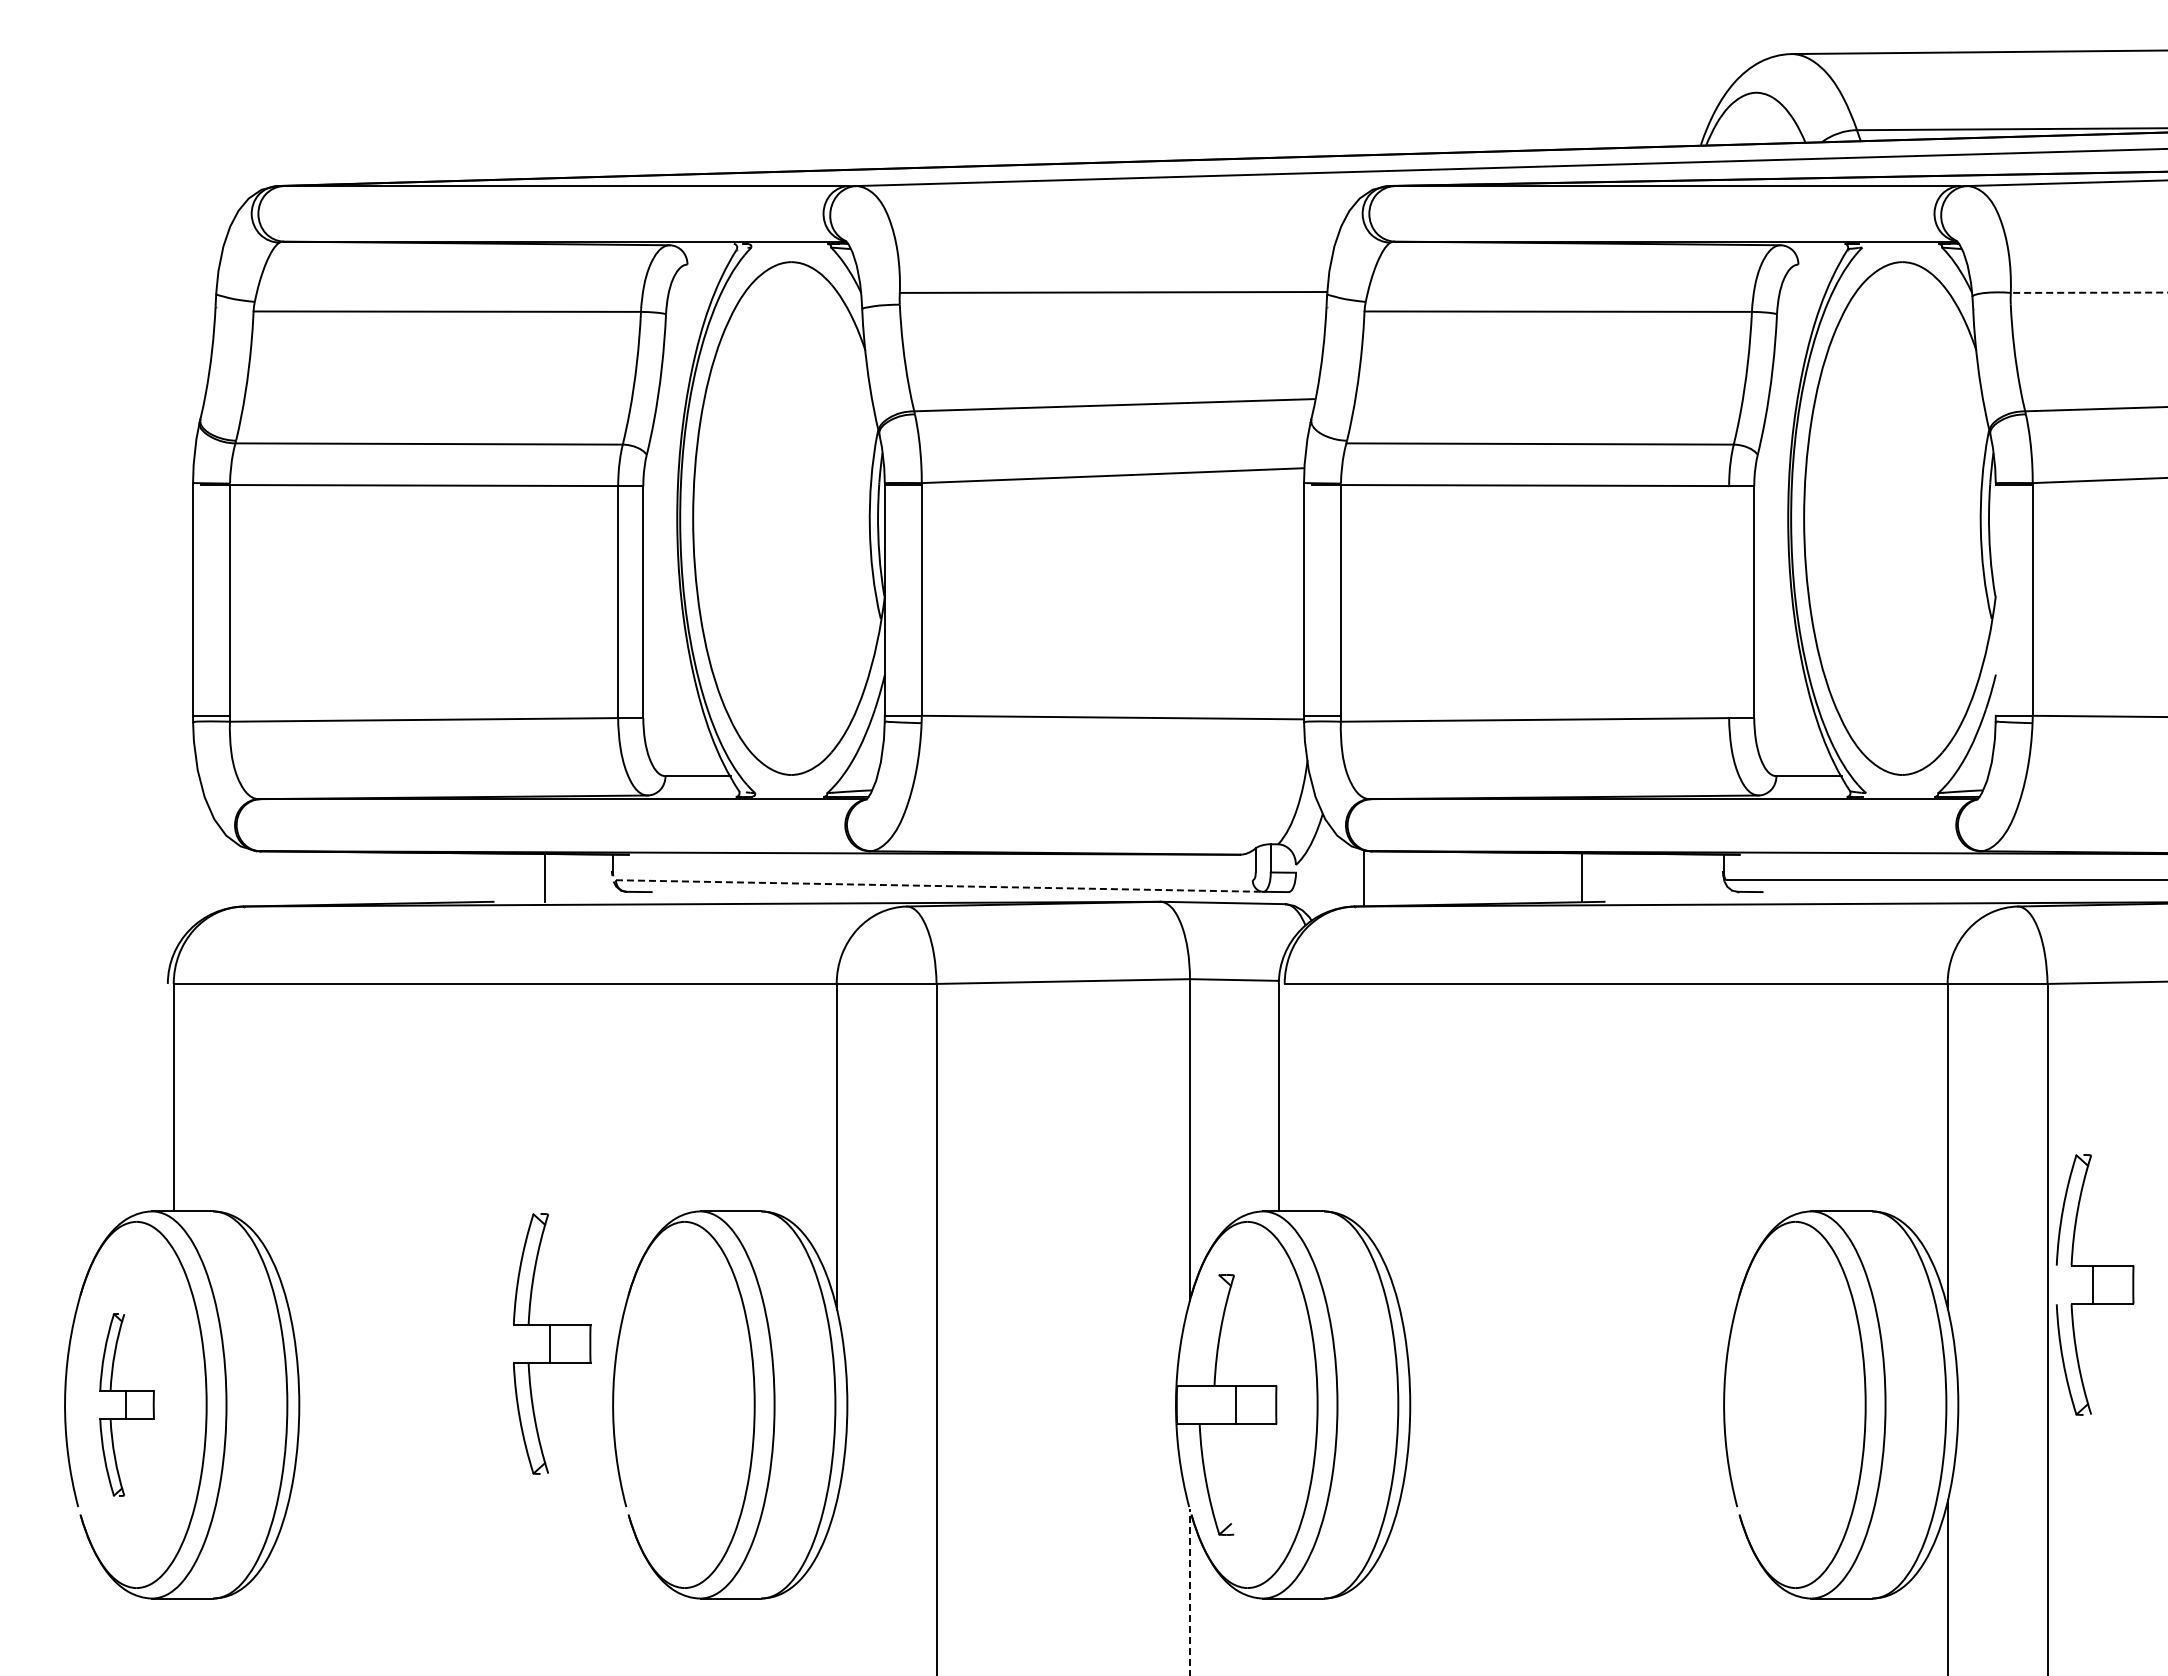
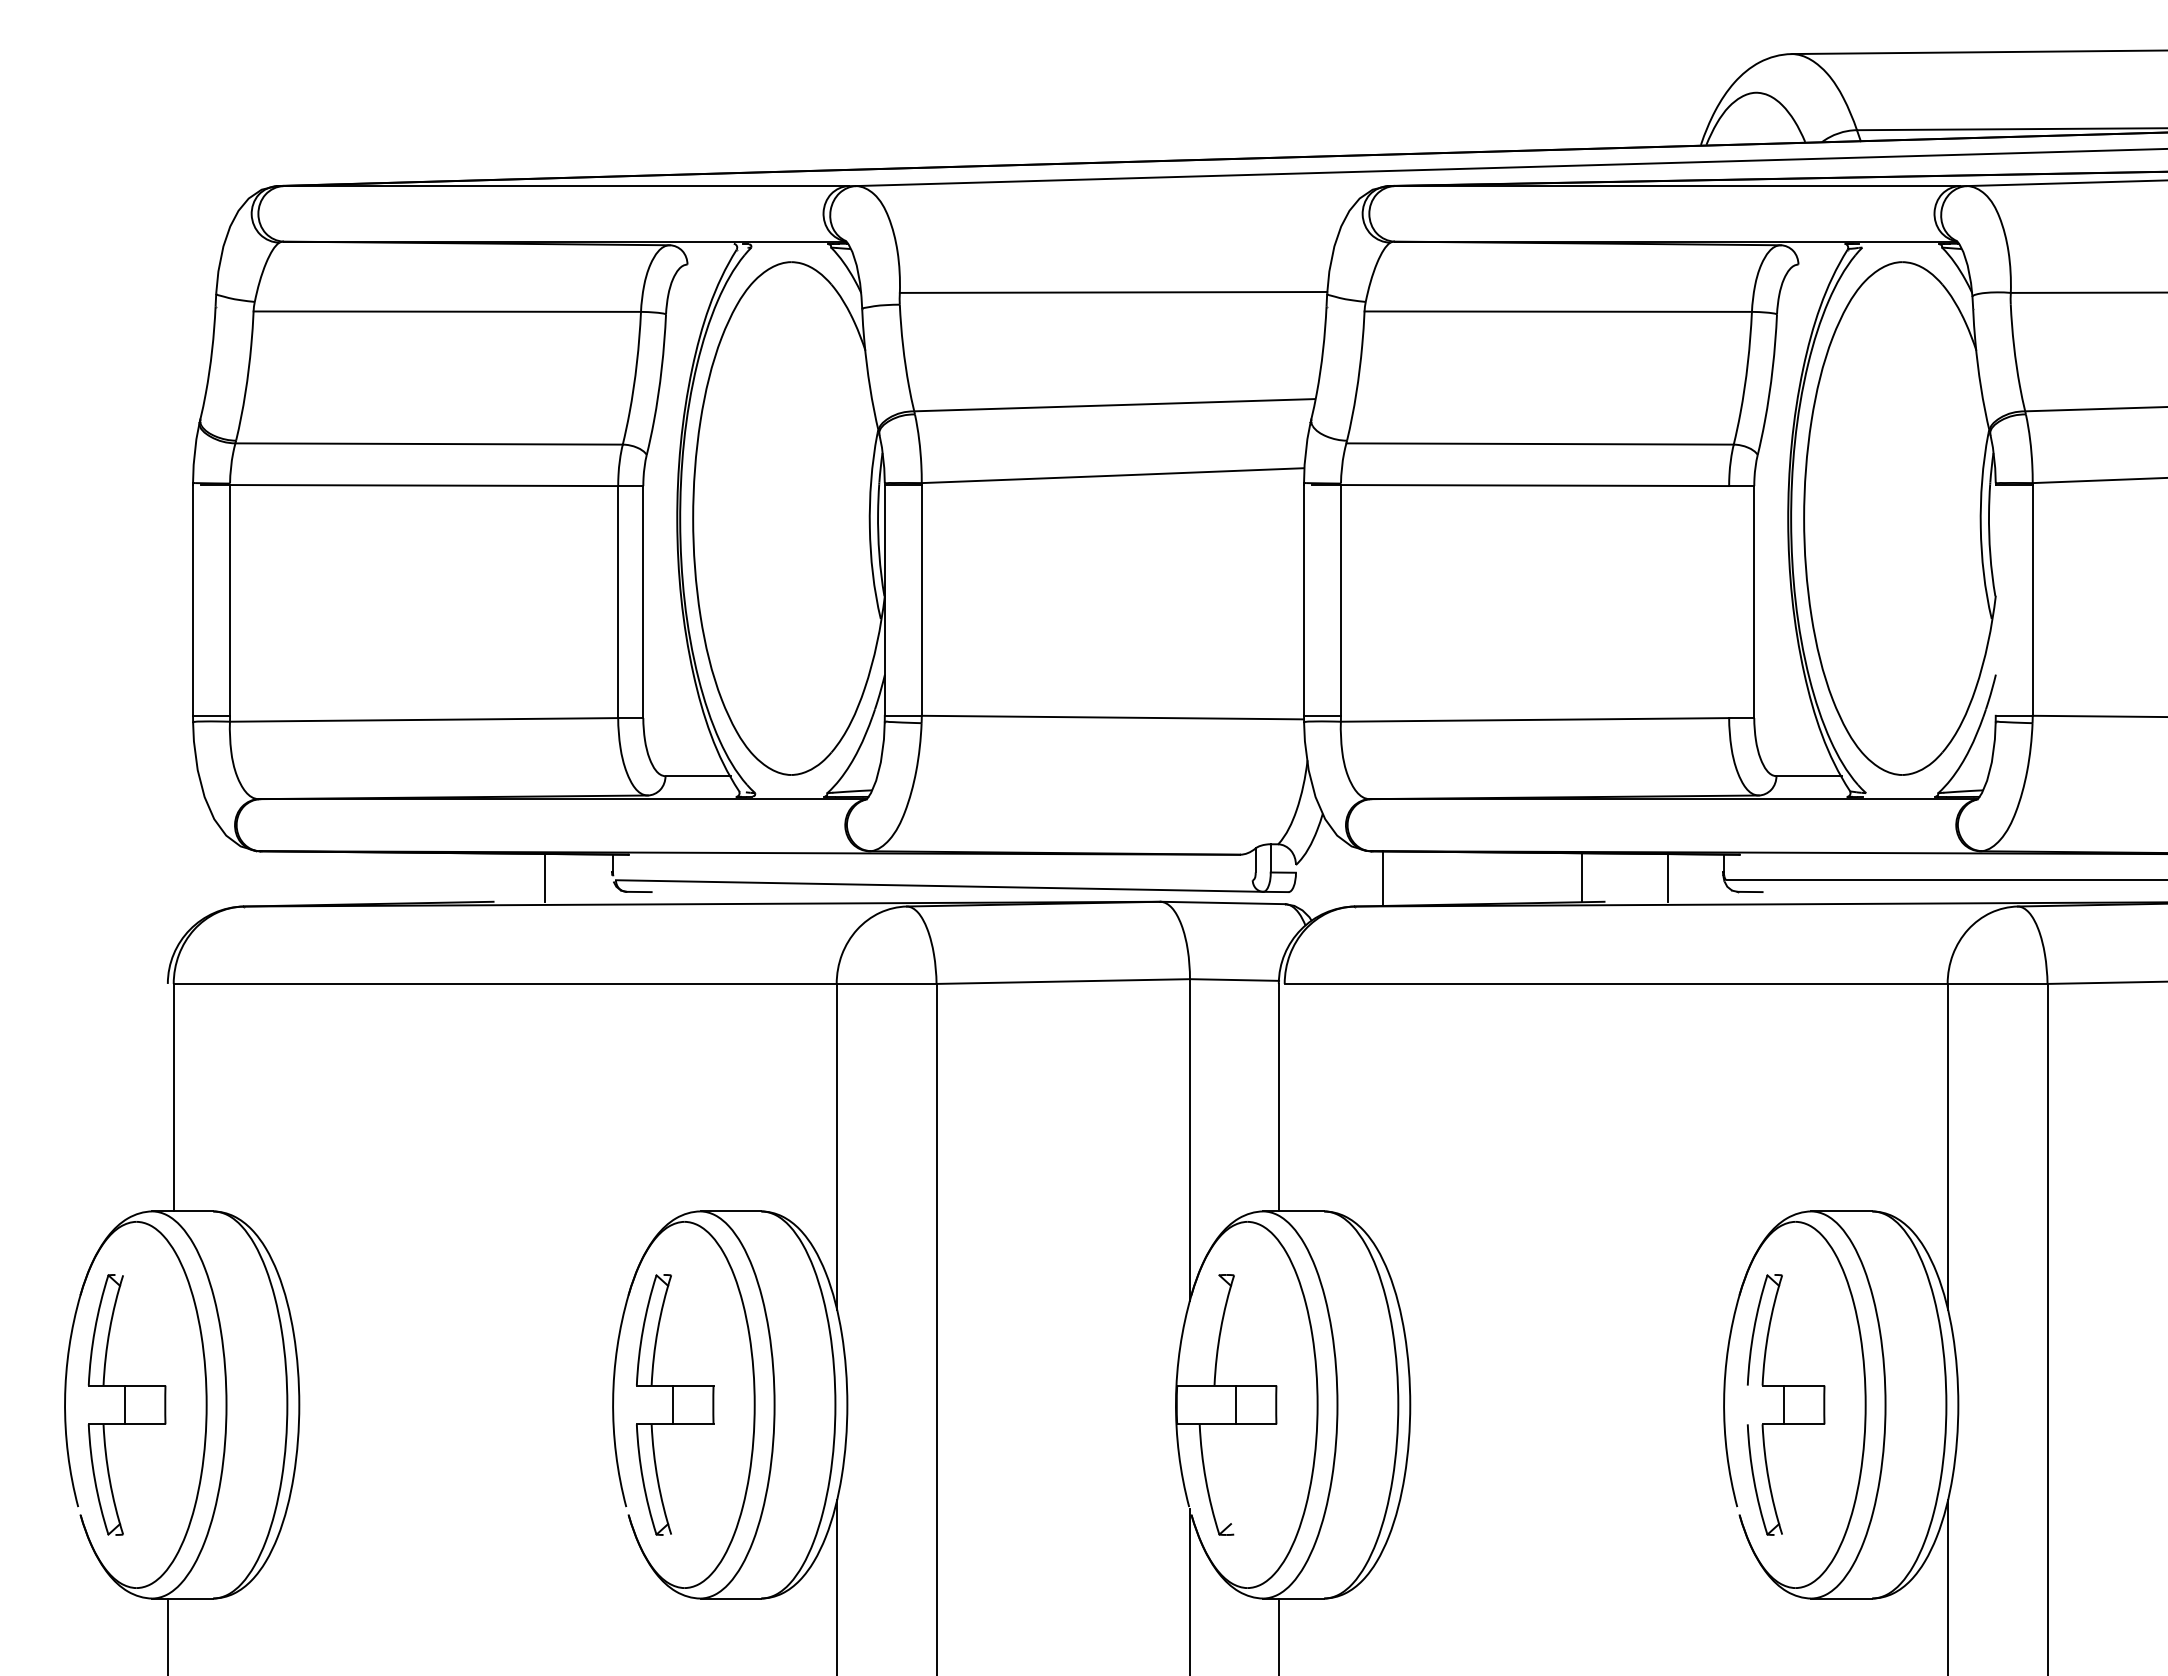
line: dashed -> solid (2088, 292)
line: none -> present (1667, 877)
line position: (1364, 878) -> (1383, 878) (1383, 878)
line: dashed -> solid (939, 886)
part position: (2094, 1284) -> (1785, 1404) (1785, 1404)
part position: (552, 1343) -> (675, 1404) (675, 1404)
part size: 56x184 px -> 80x262 px (126, 1404)
line: none -> present (836, 1586)
line: dashed -> solid (1189, 1591)
line: none -> present (167, 1635)
line: none -> present (1278, 1635)
